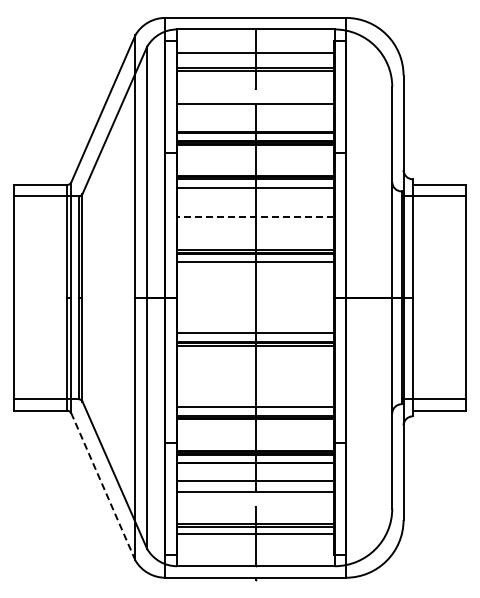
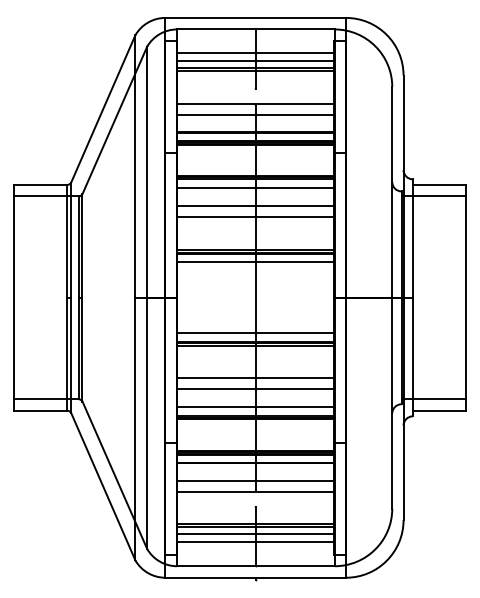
line: none -> present (255, 61)
line: none -> present (255, 114)
line: none -> present (255, 206)
line: dashed -> solid (255, 217)
line: none -> present (255, 378)
line: none -> present (255, 389)
line: dashed -> solid (103, 486)
line: none -> present (255, 542)
